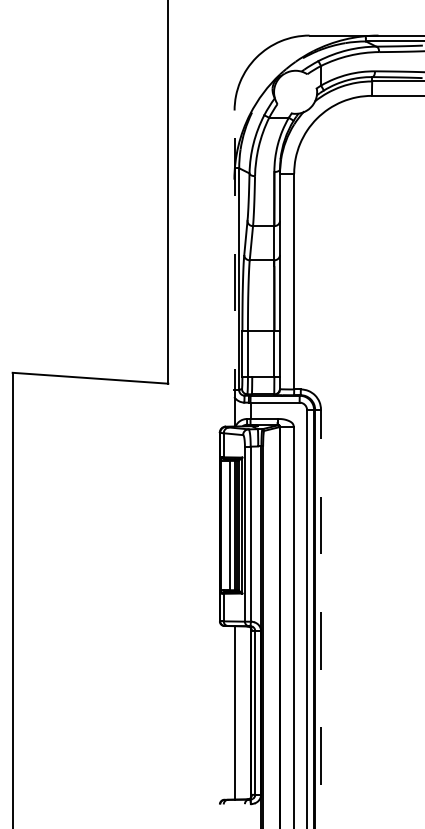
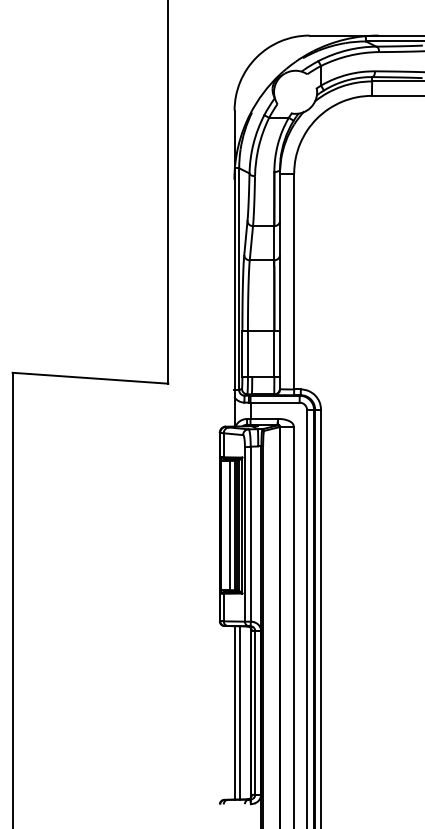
line: dashed -> solid (234, 268)
line: dashed -> solid (321, 618)
line: none -> present (240, 712)
